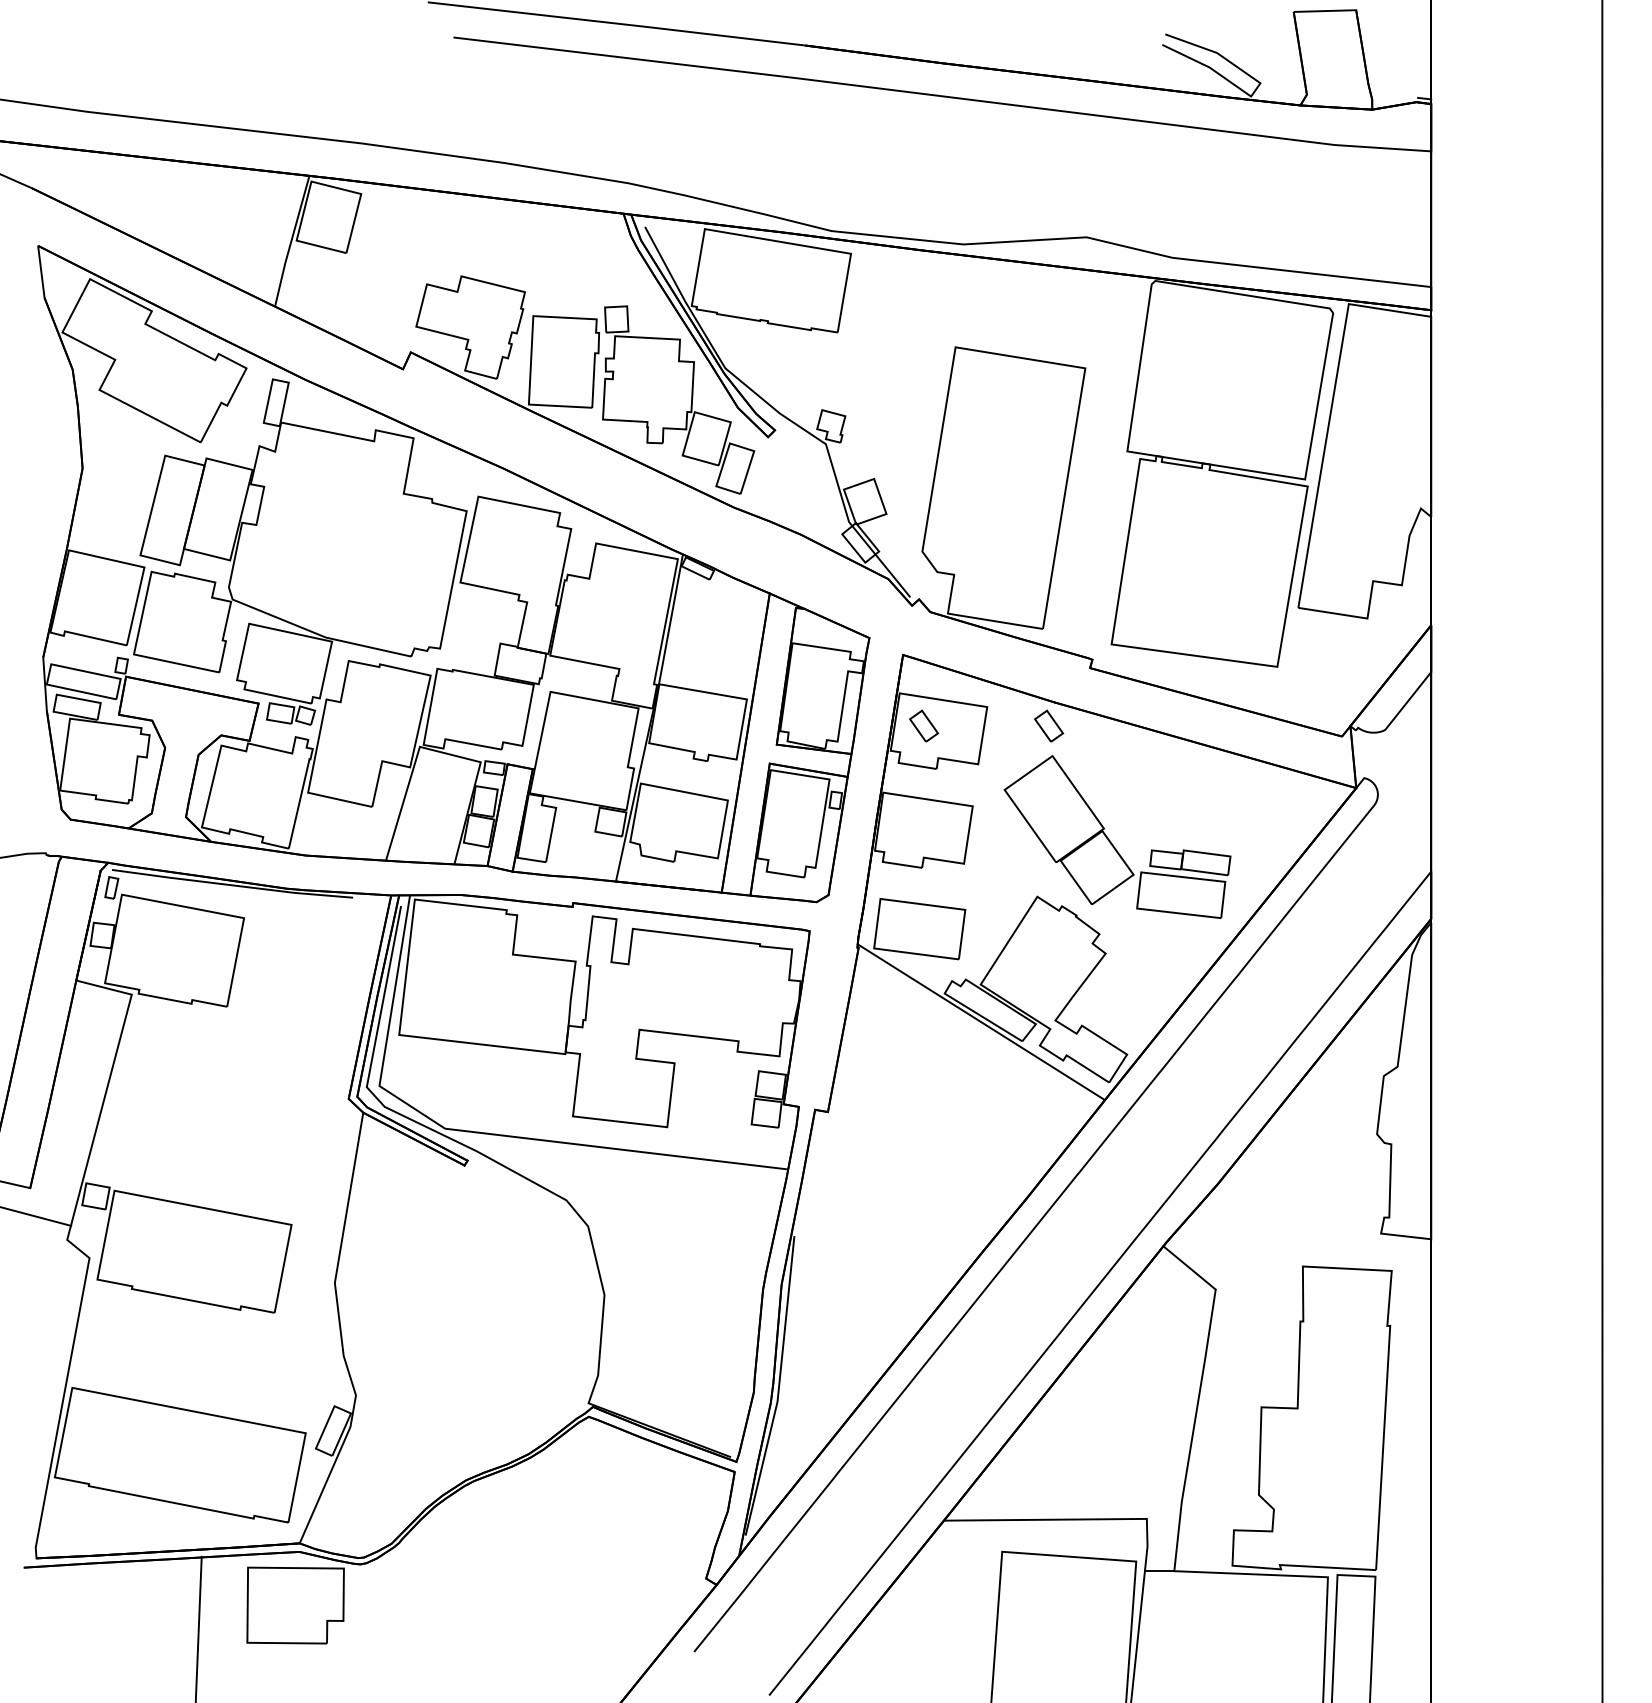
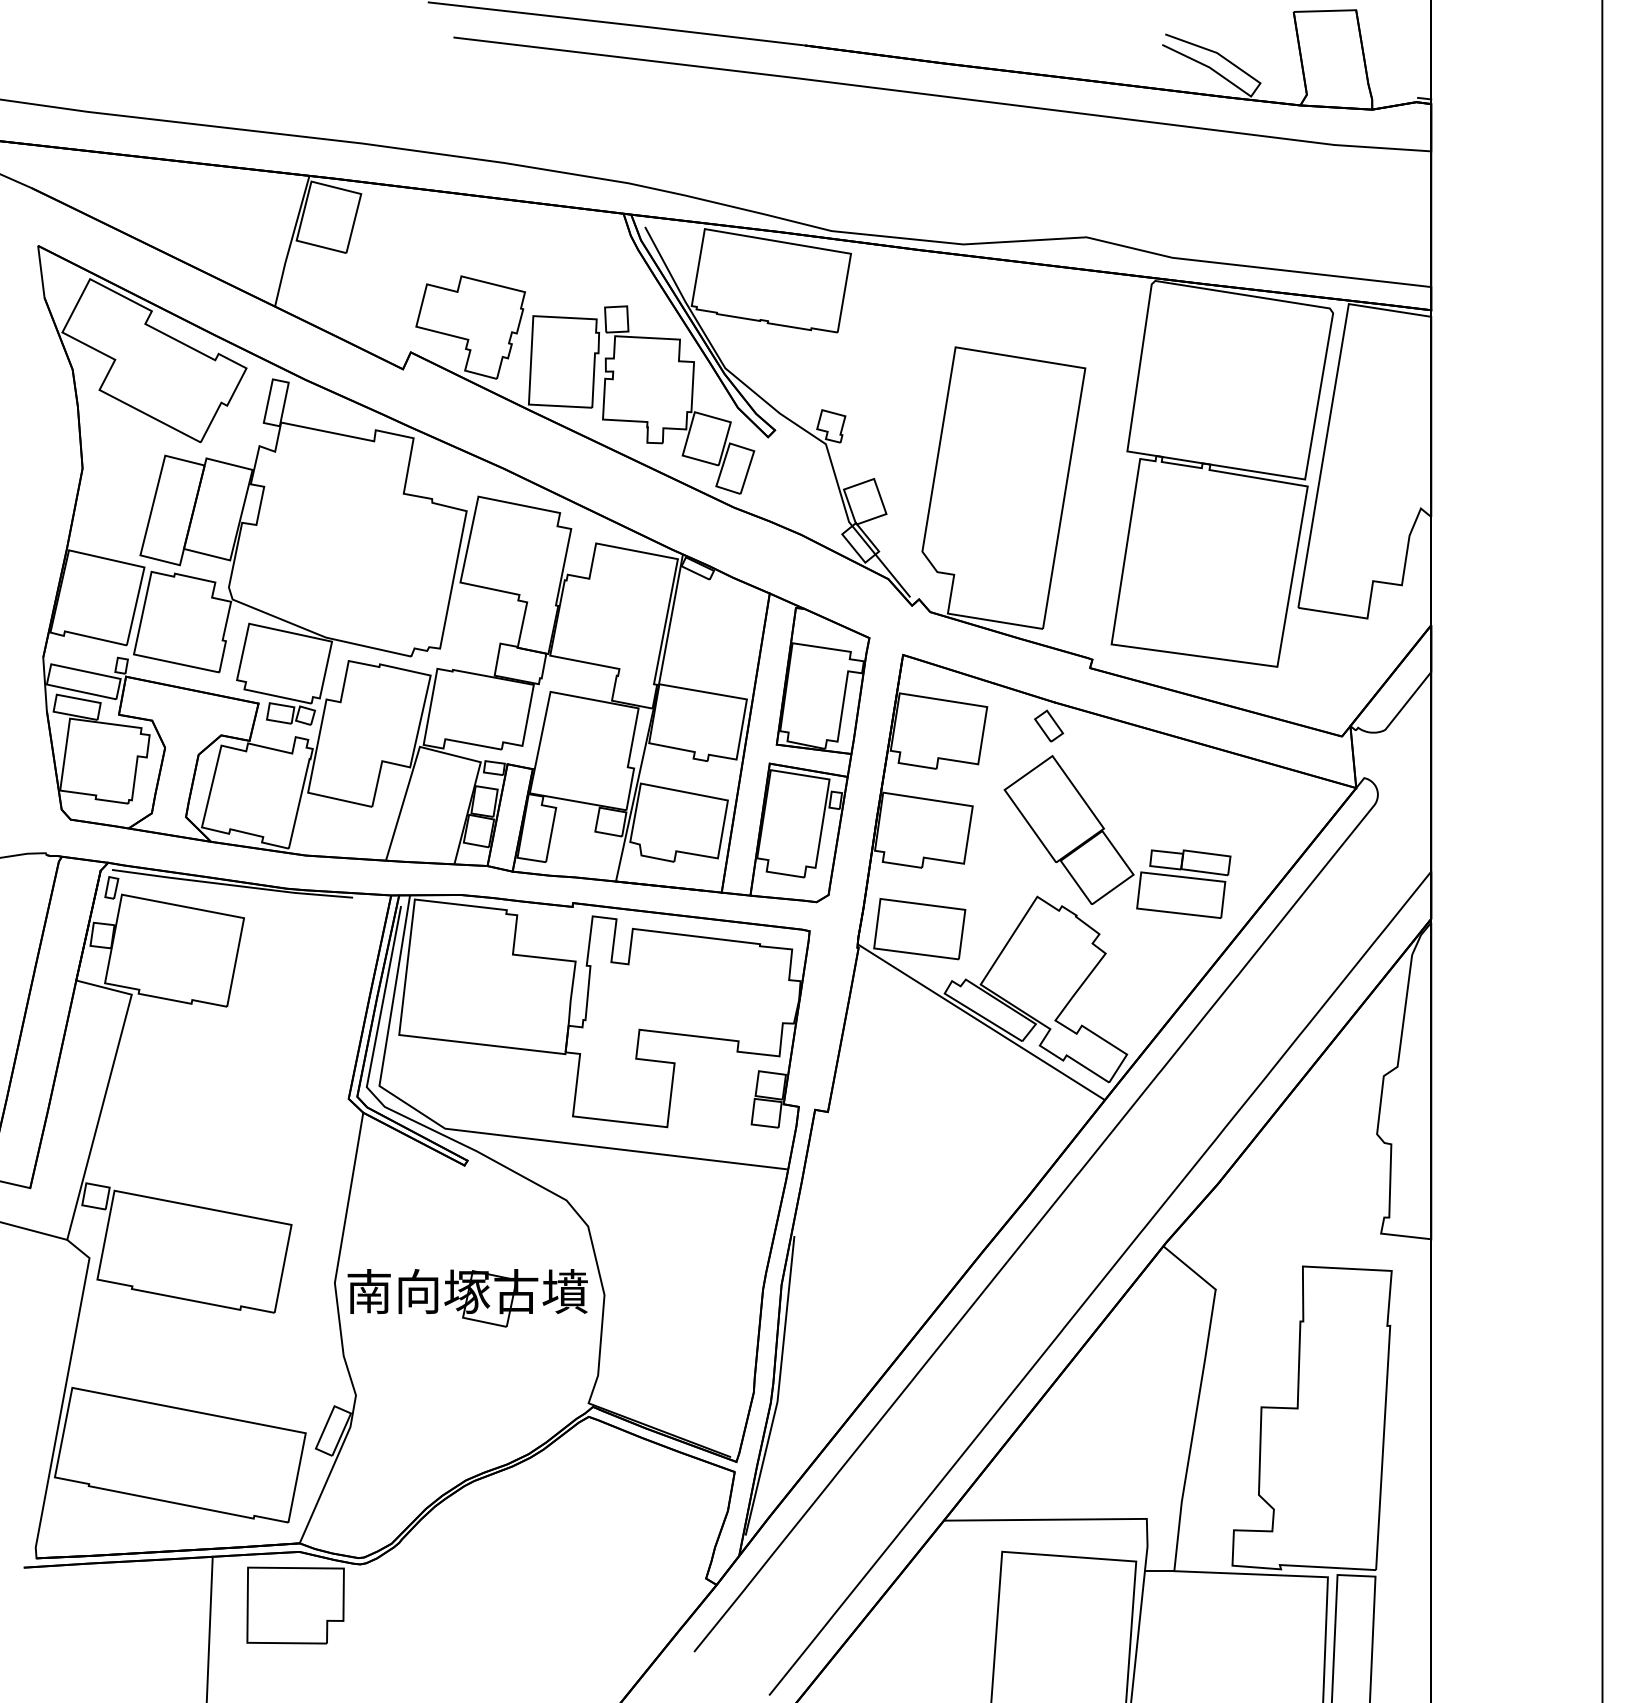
part: present -> none (924, 725)
line position: (36, 1216) -> (34, 1230) (34, 1230)
part: none -> present (467, 1298)
line position: (198, 1627) -> (209, 1627) (209, 1627)
